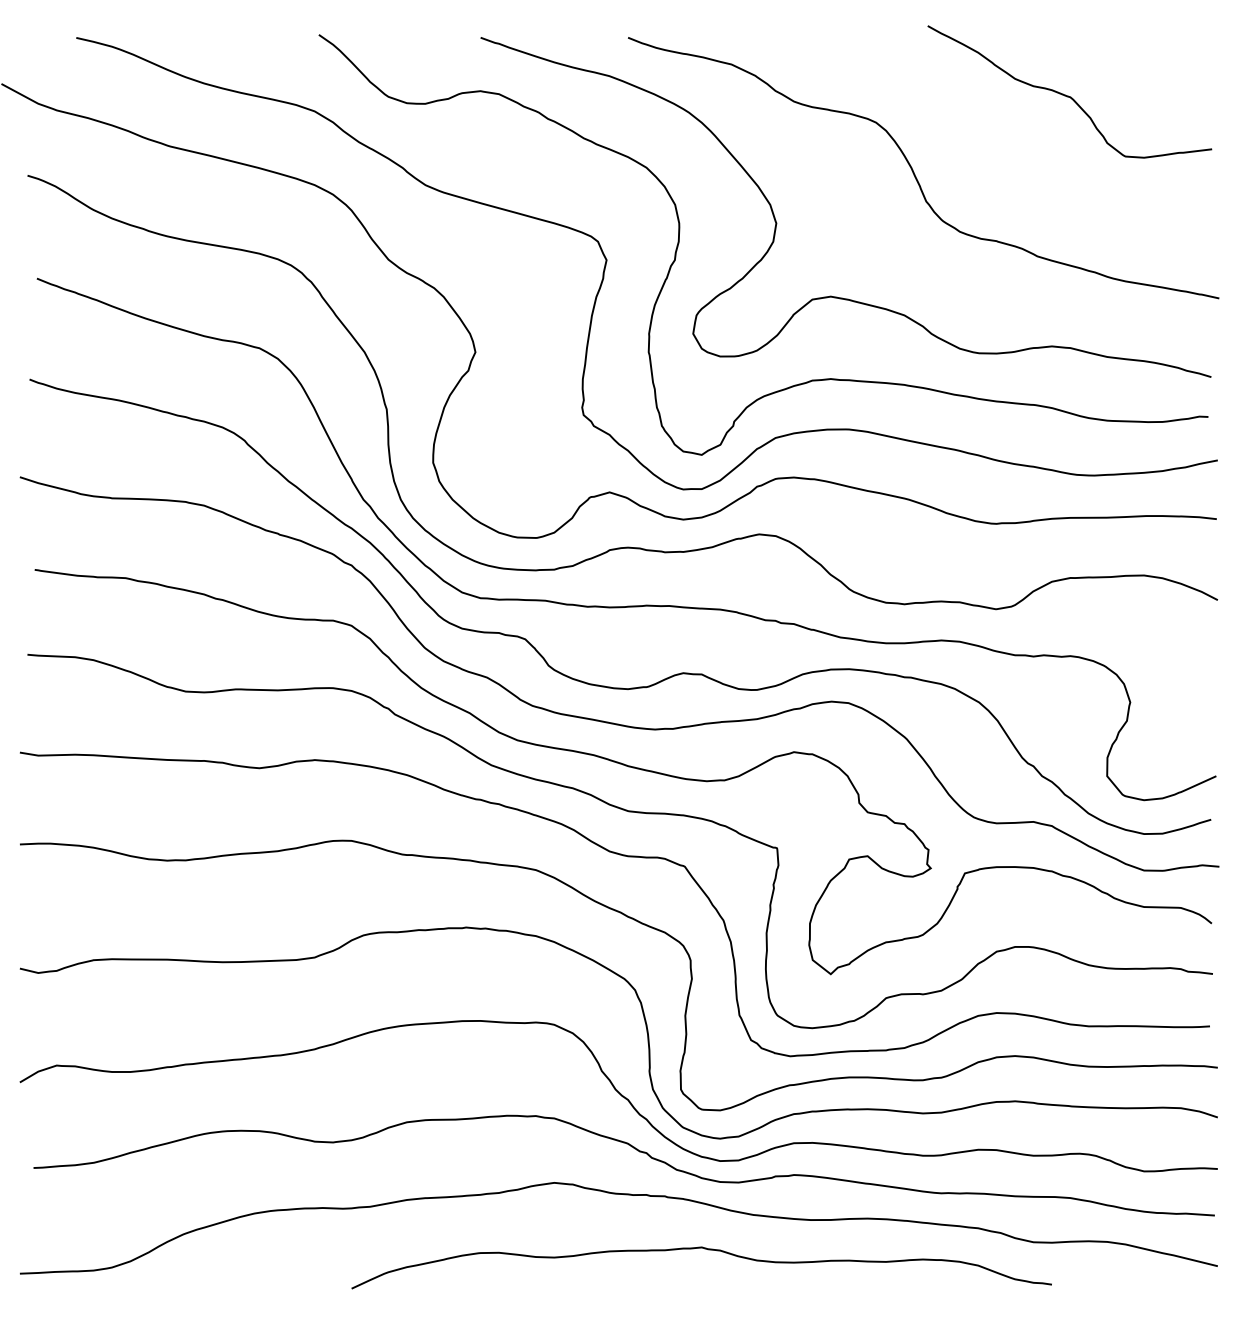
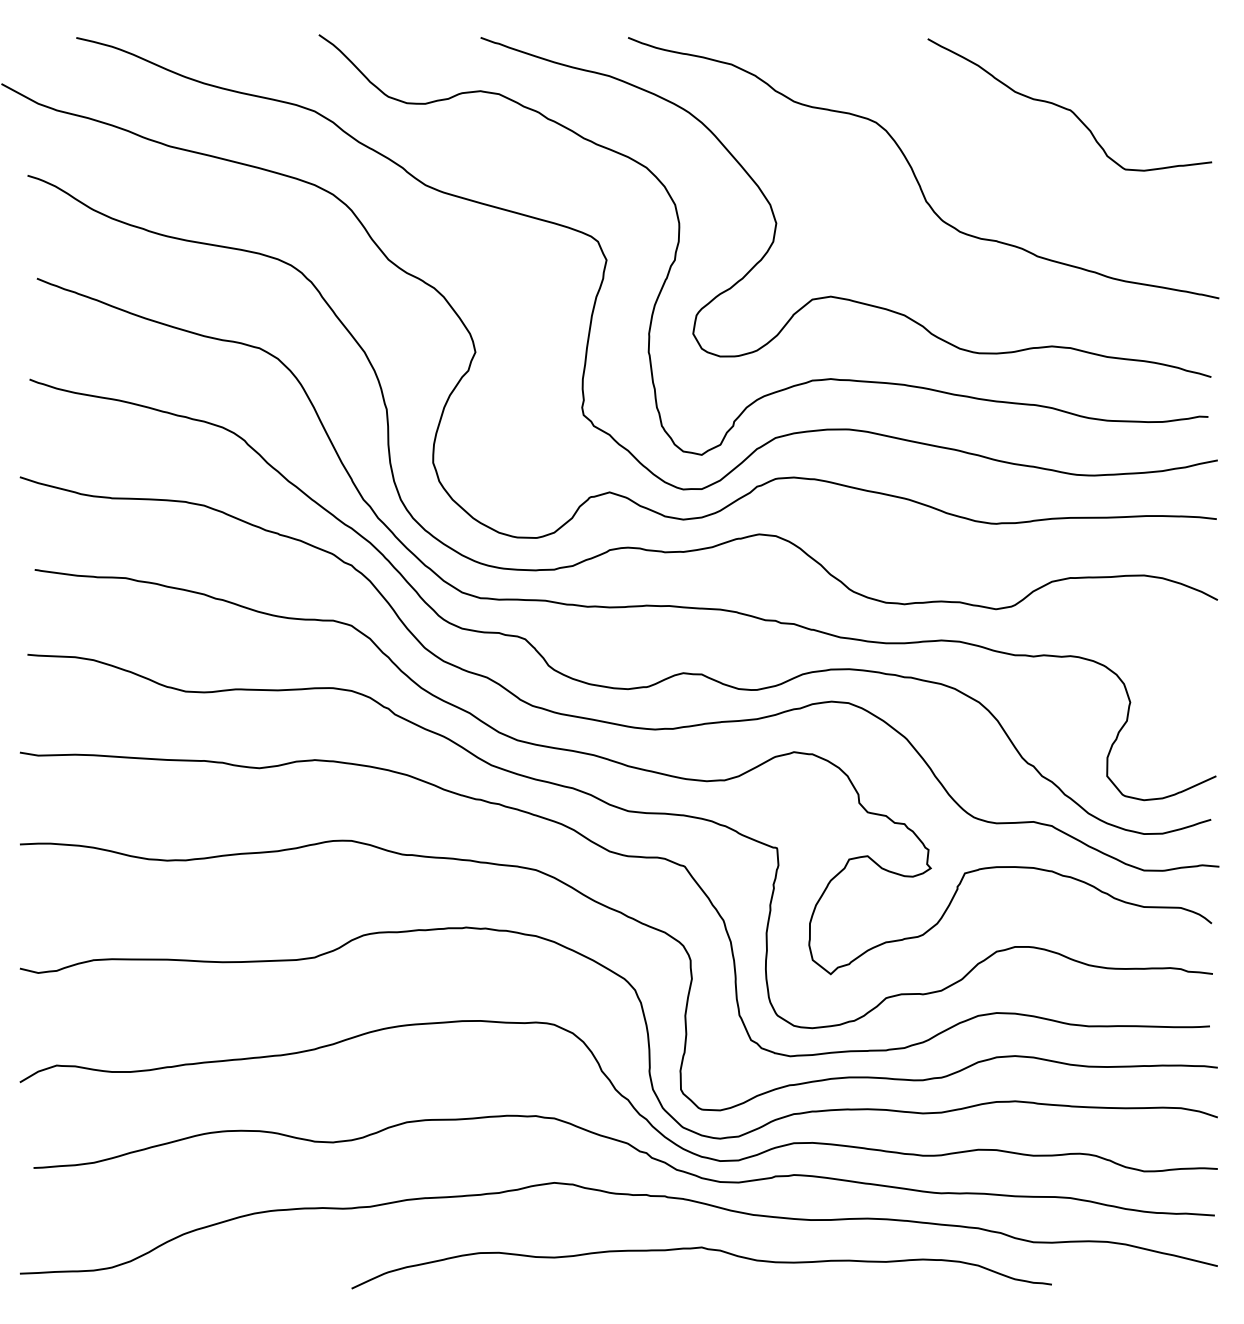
curve position: (1068, 95) -> (1068, 108) (1068, 108)
